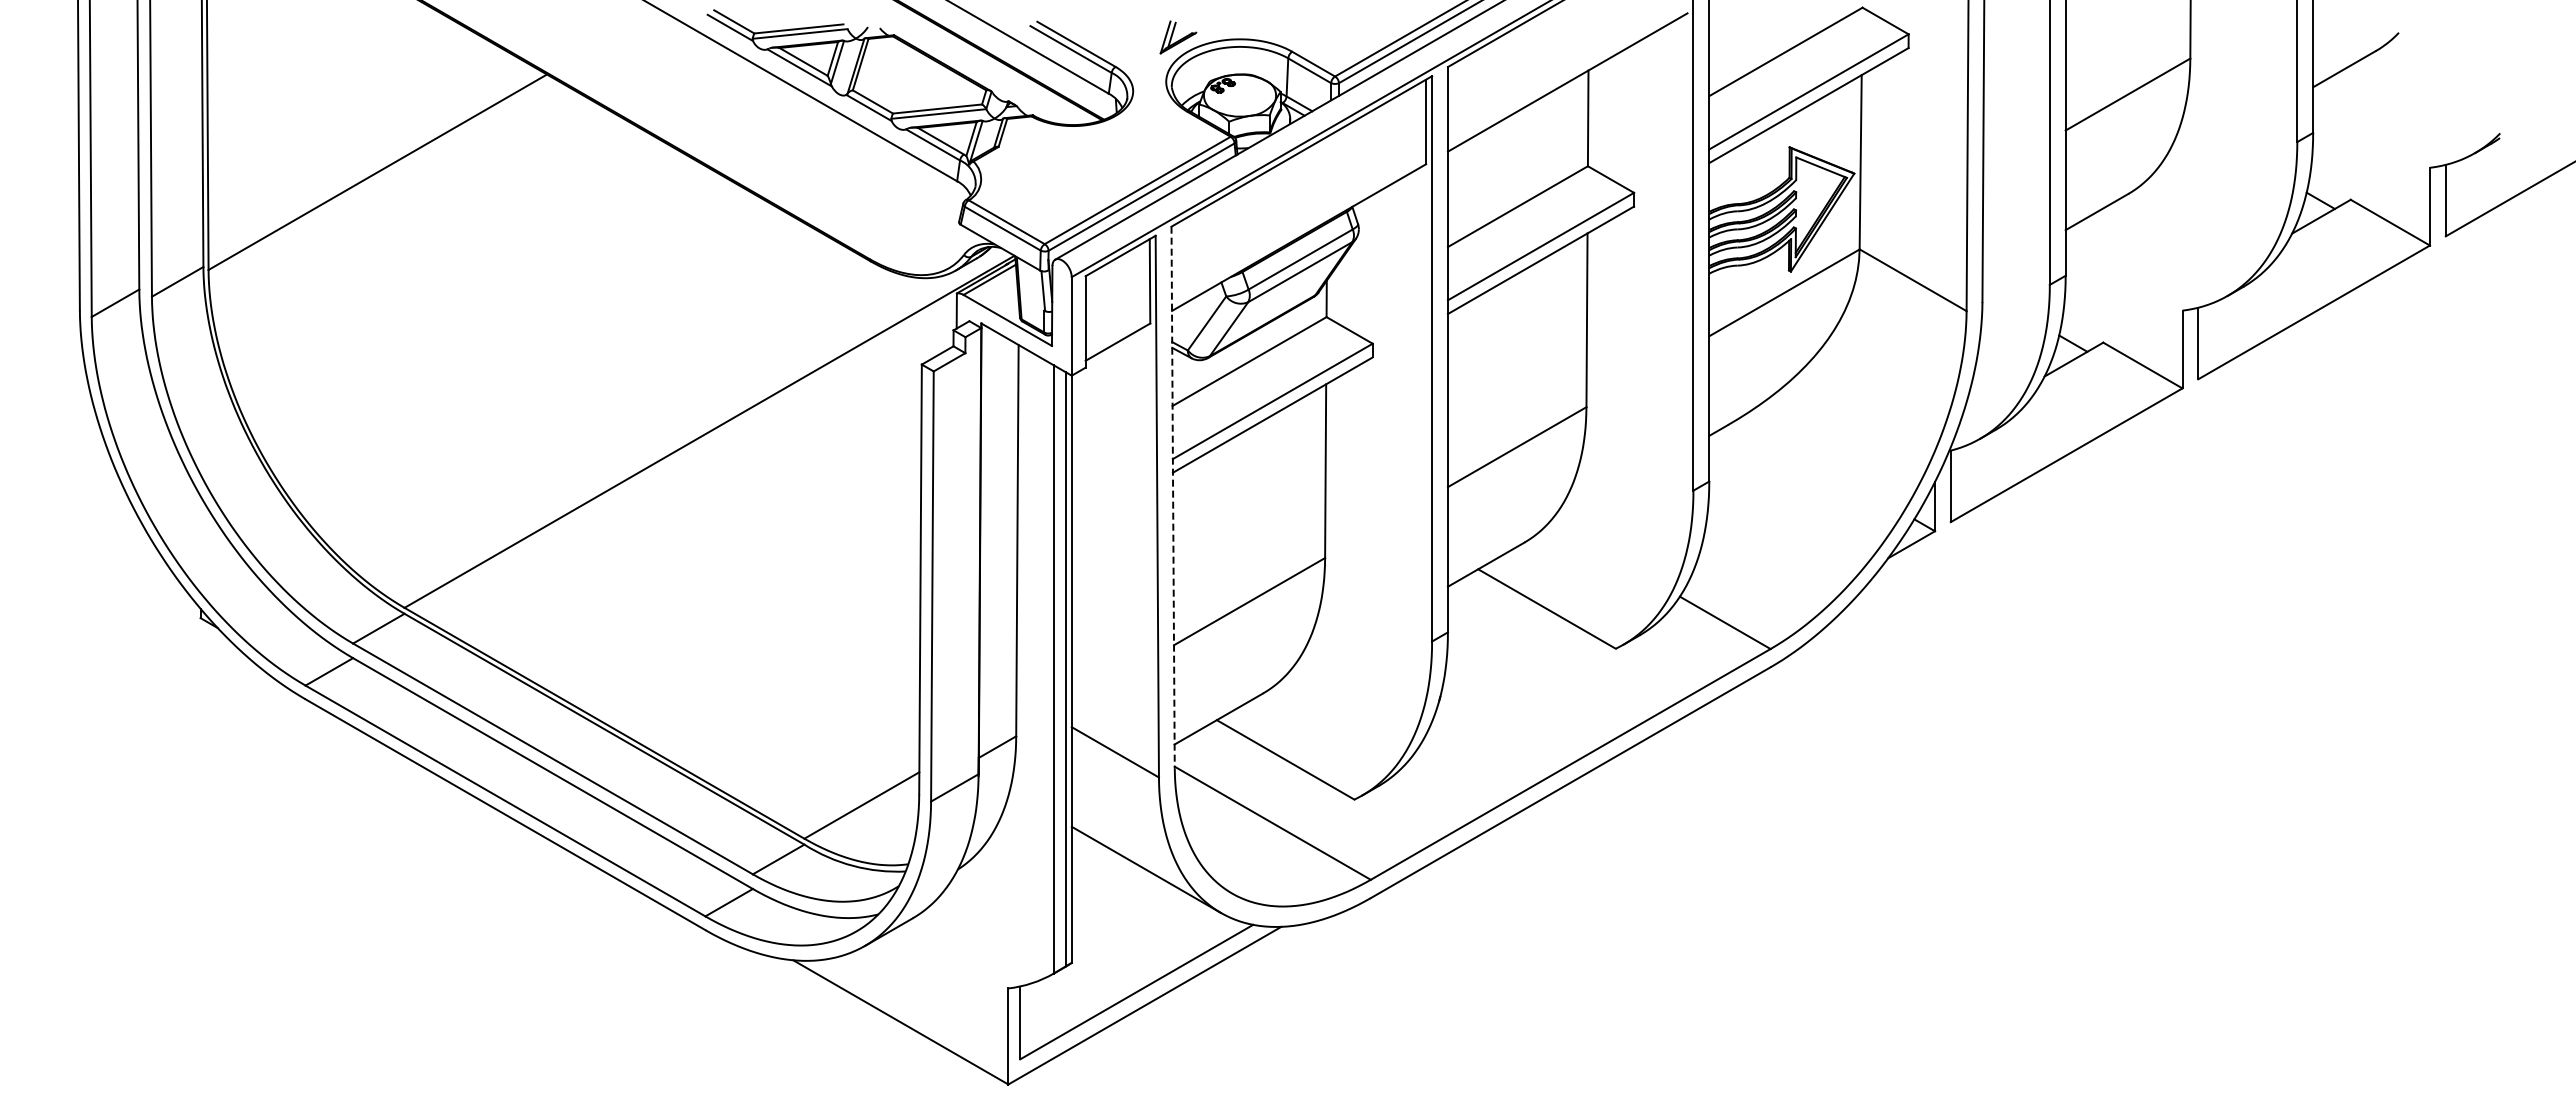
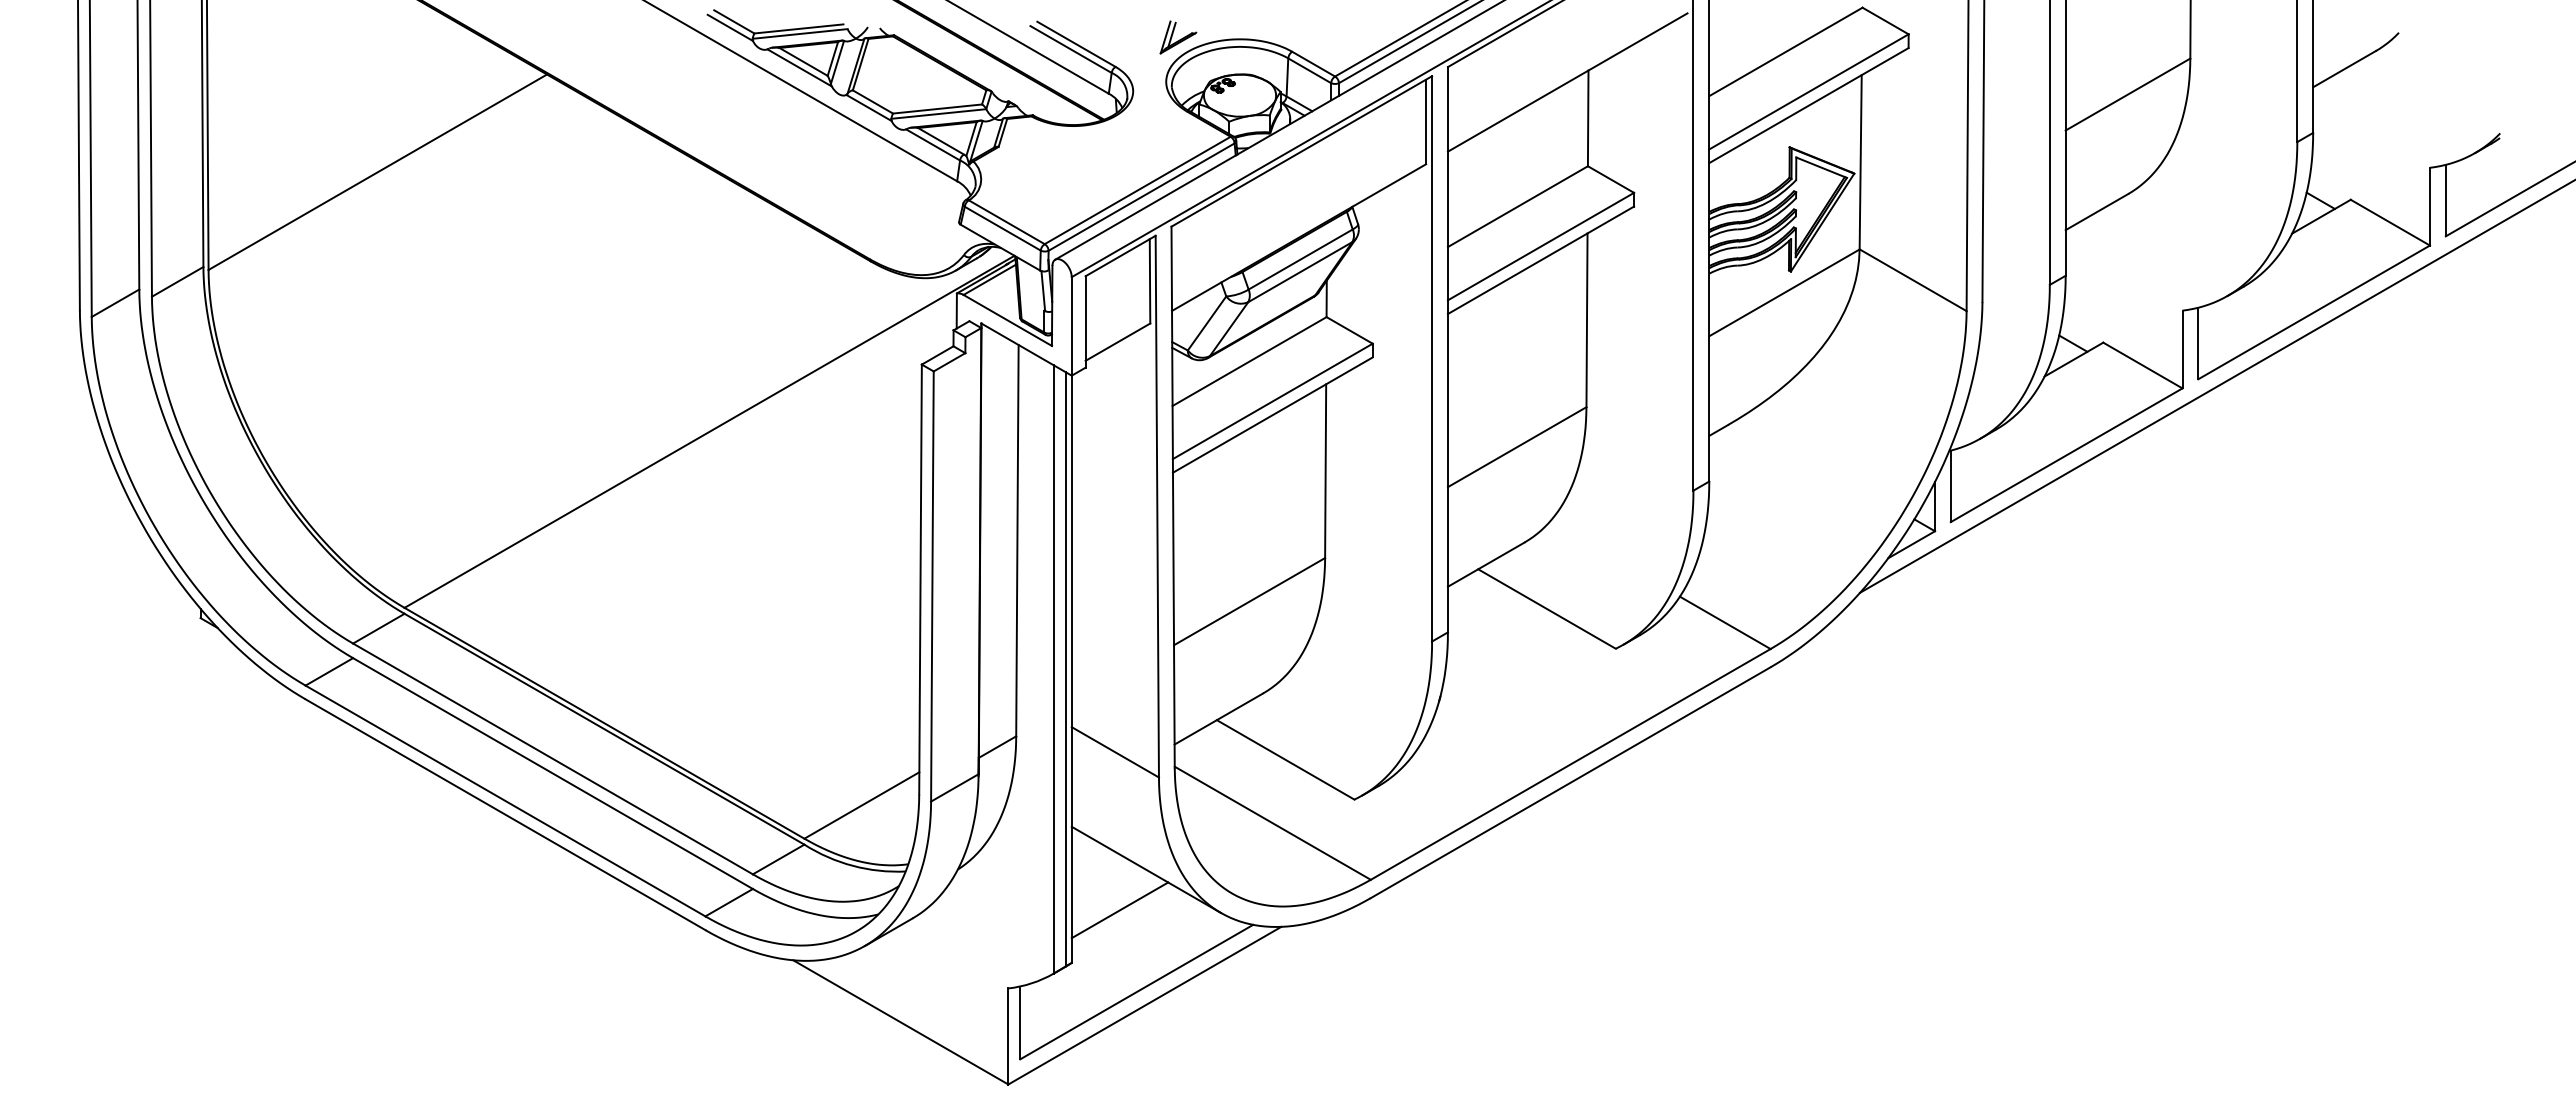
line: none -> present (2215, 386)
line: dashed -> solid (1173, 497)
line: none -> present (1119, 910)
